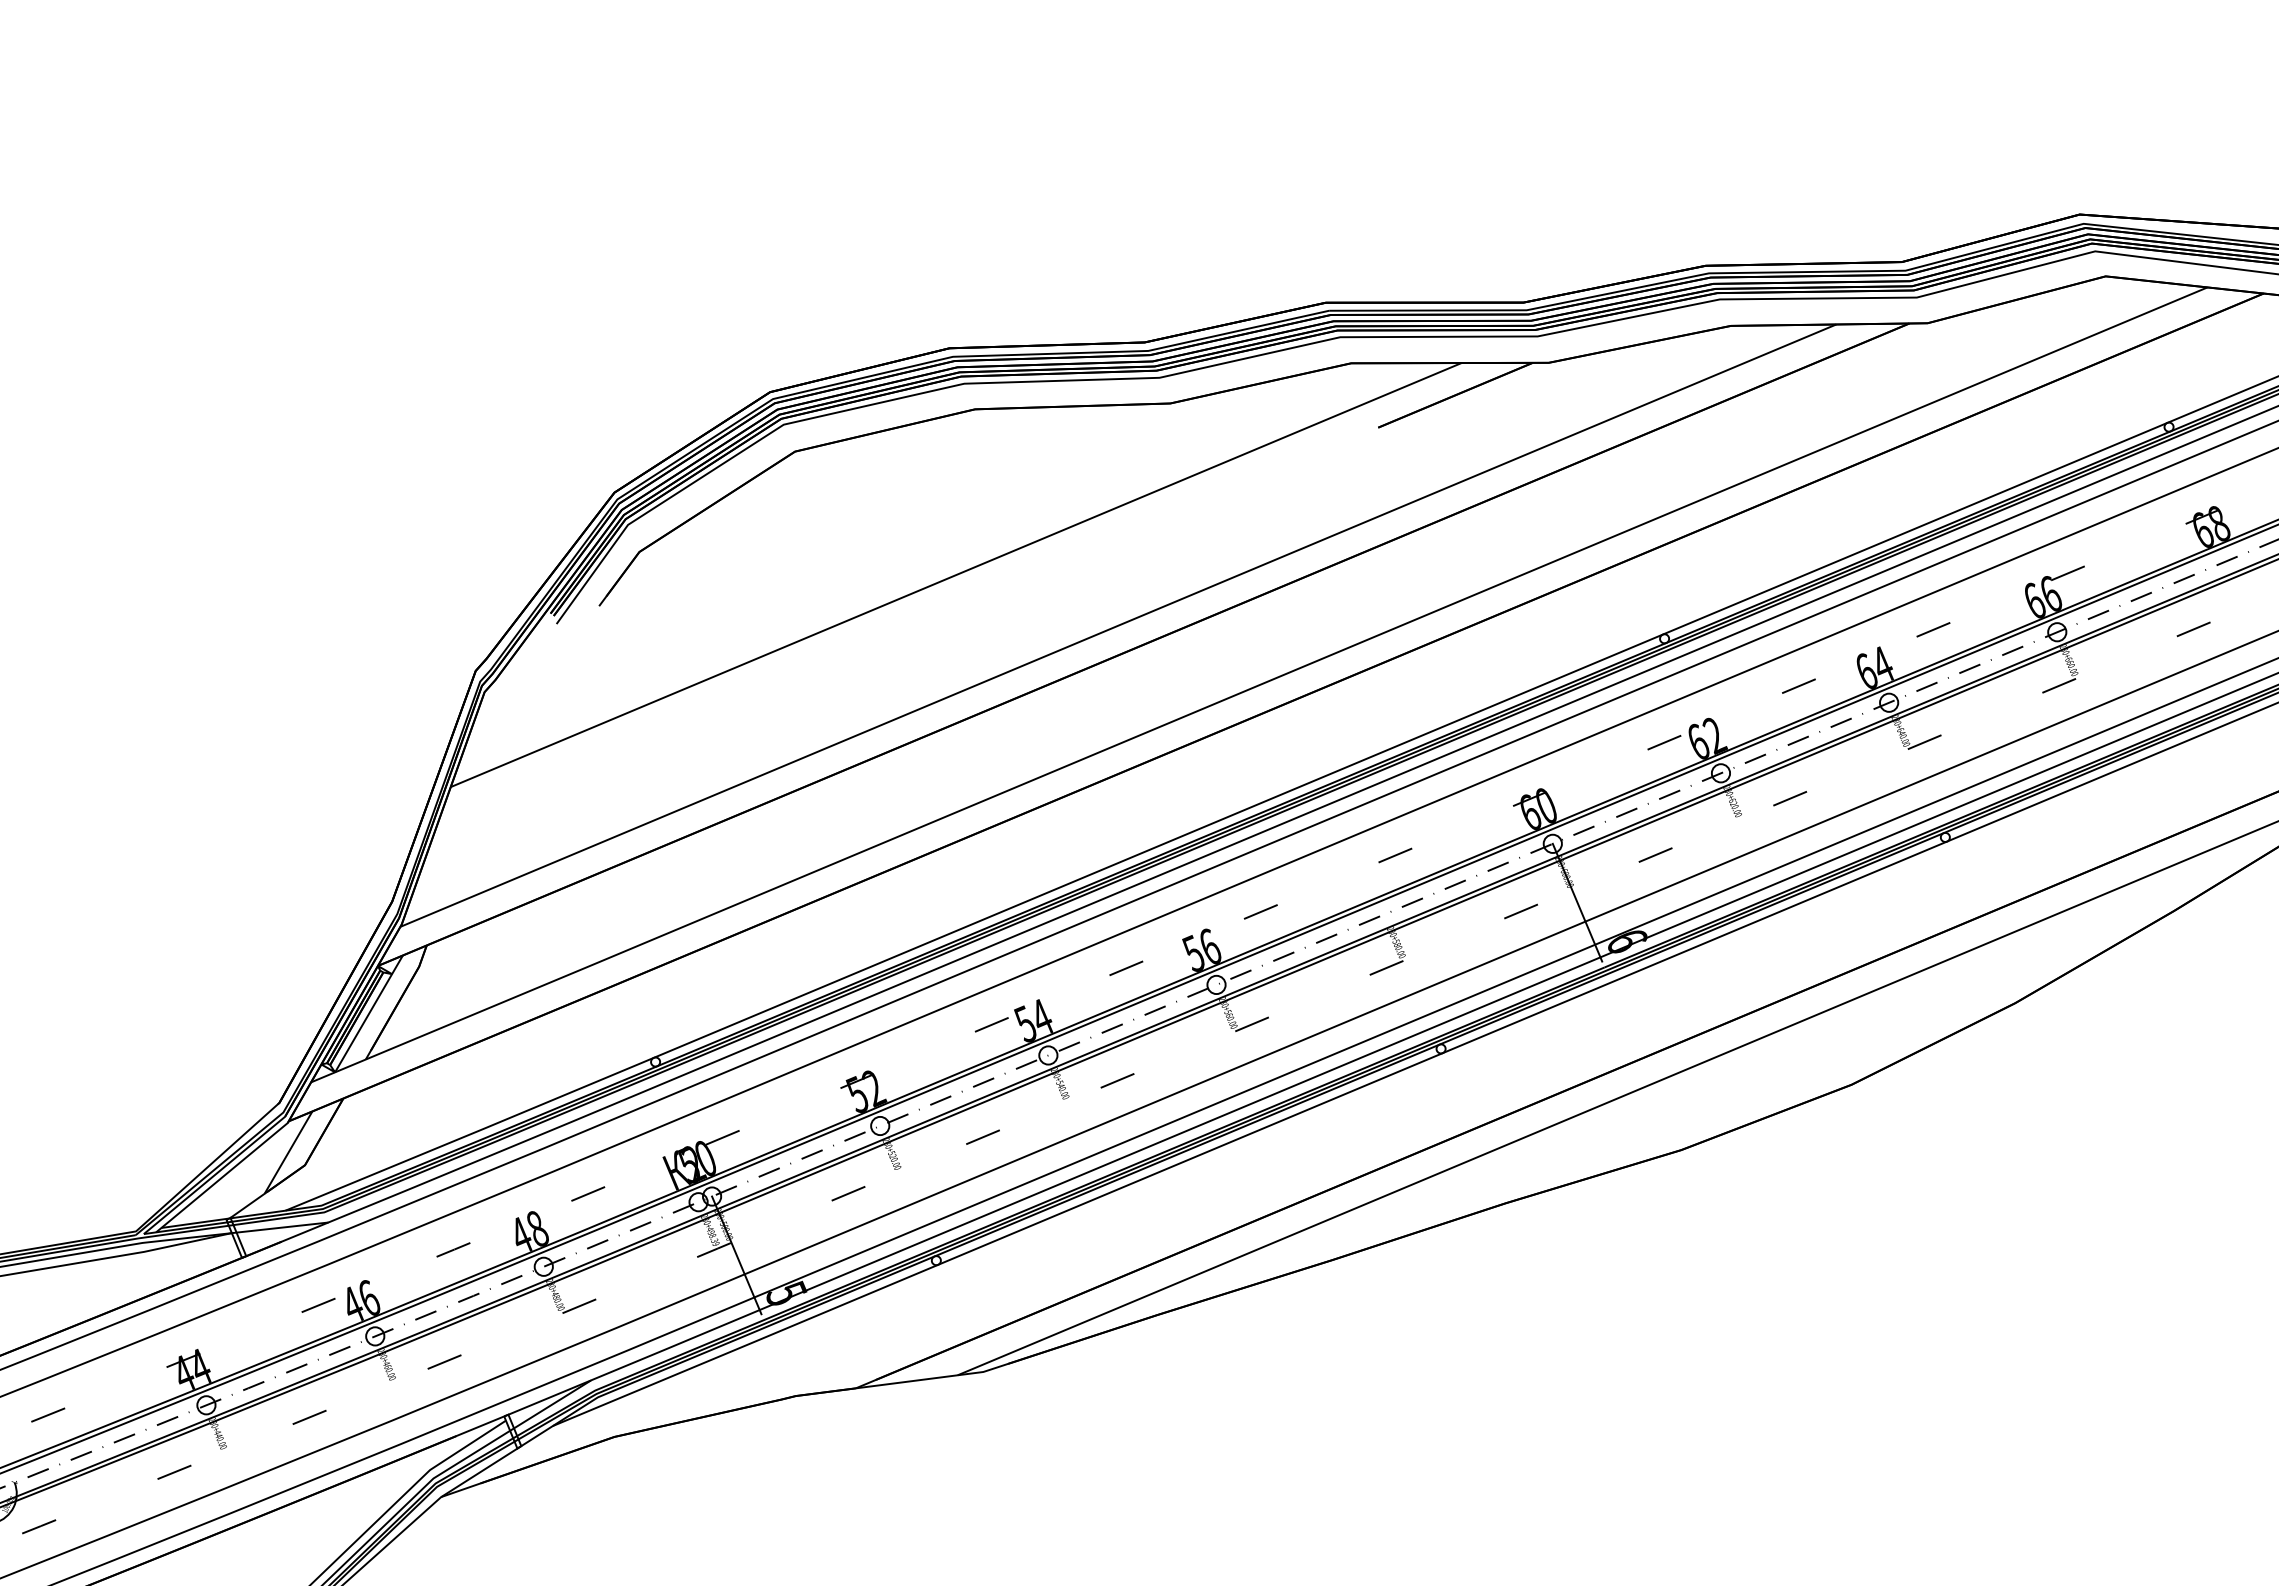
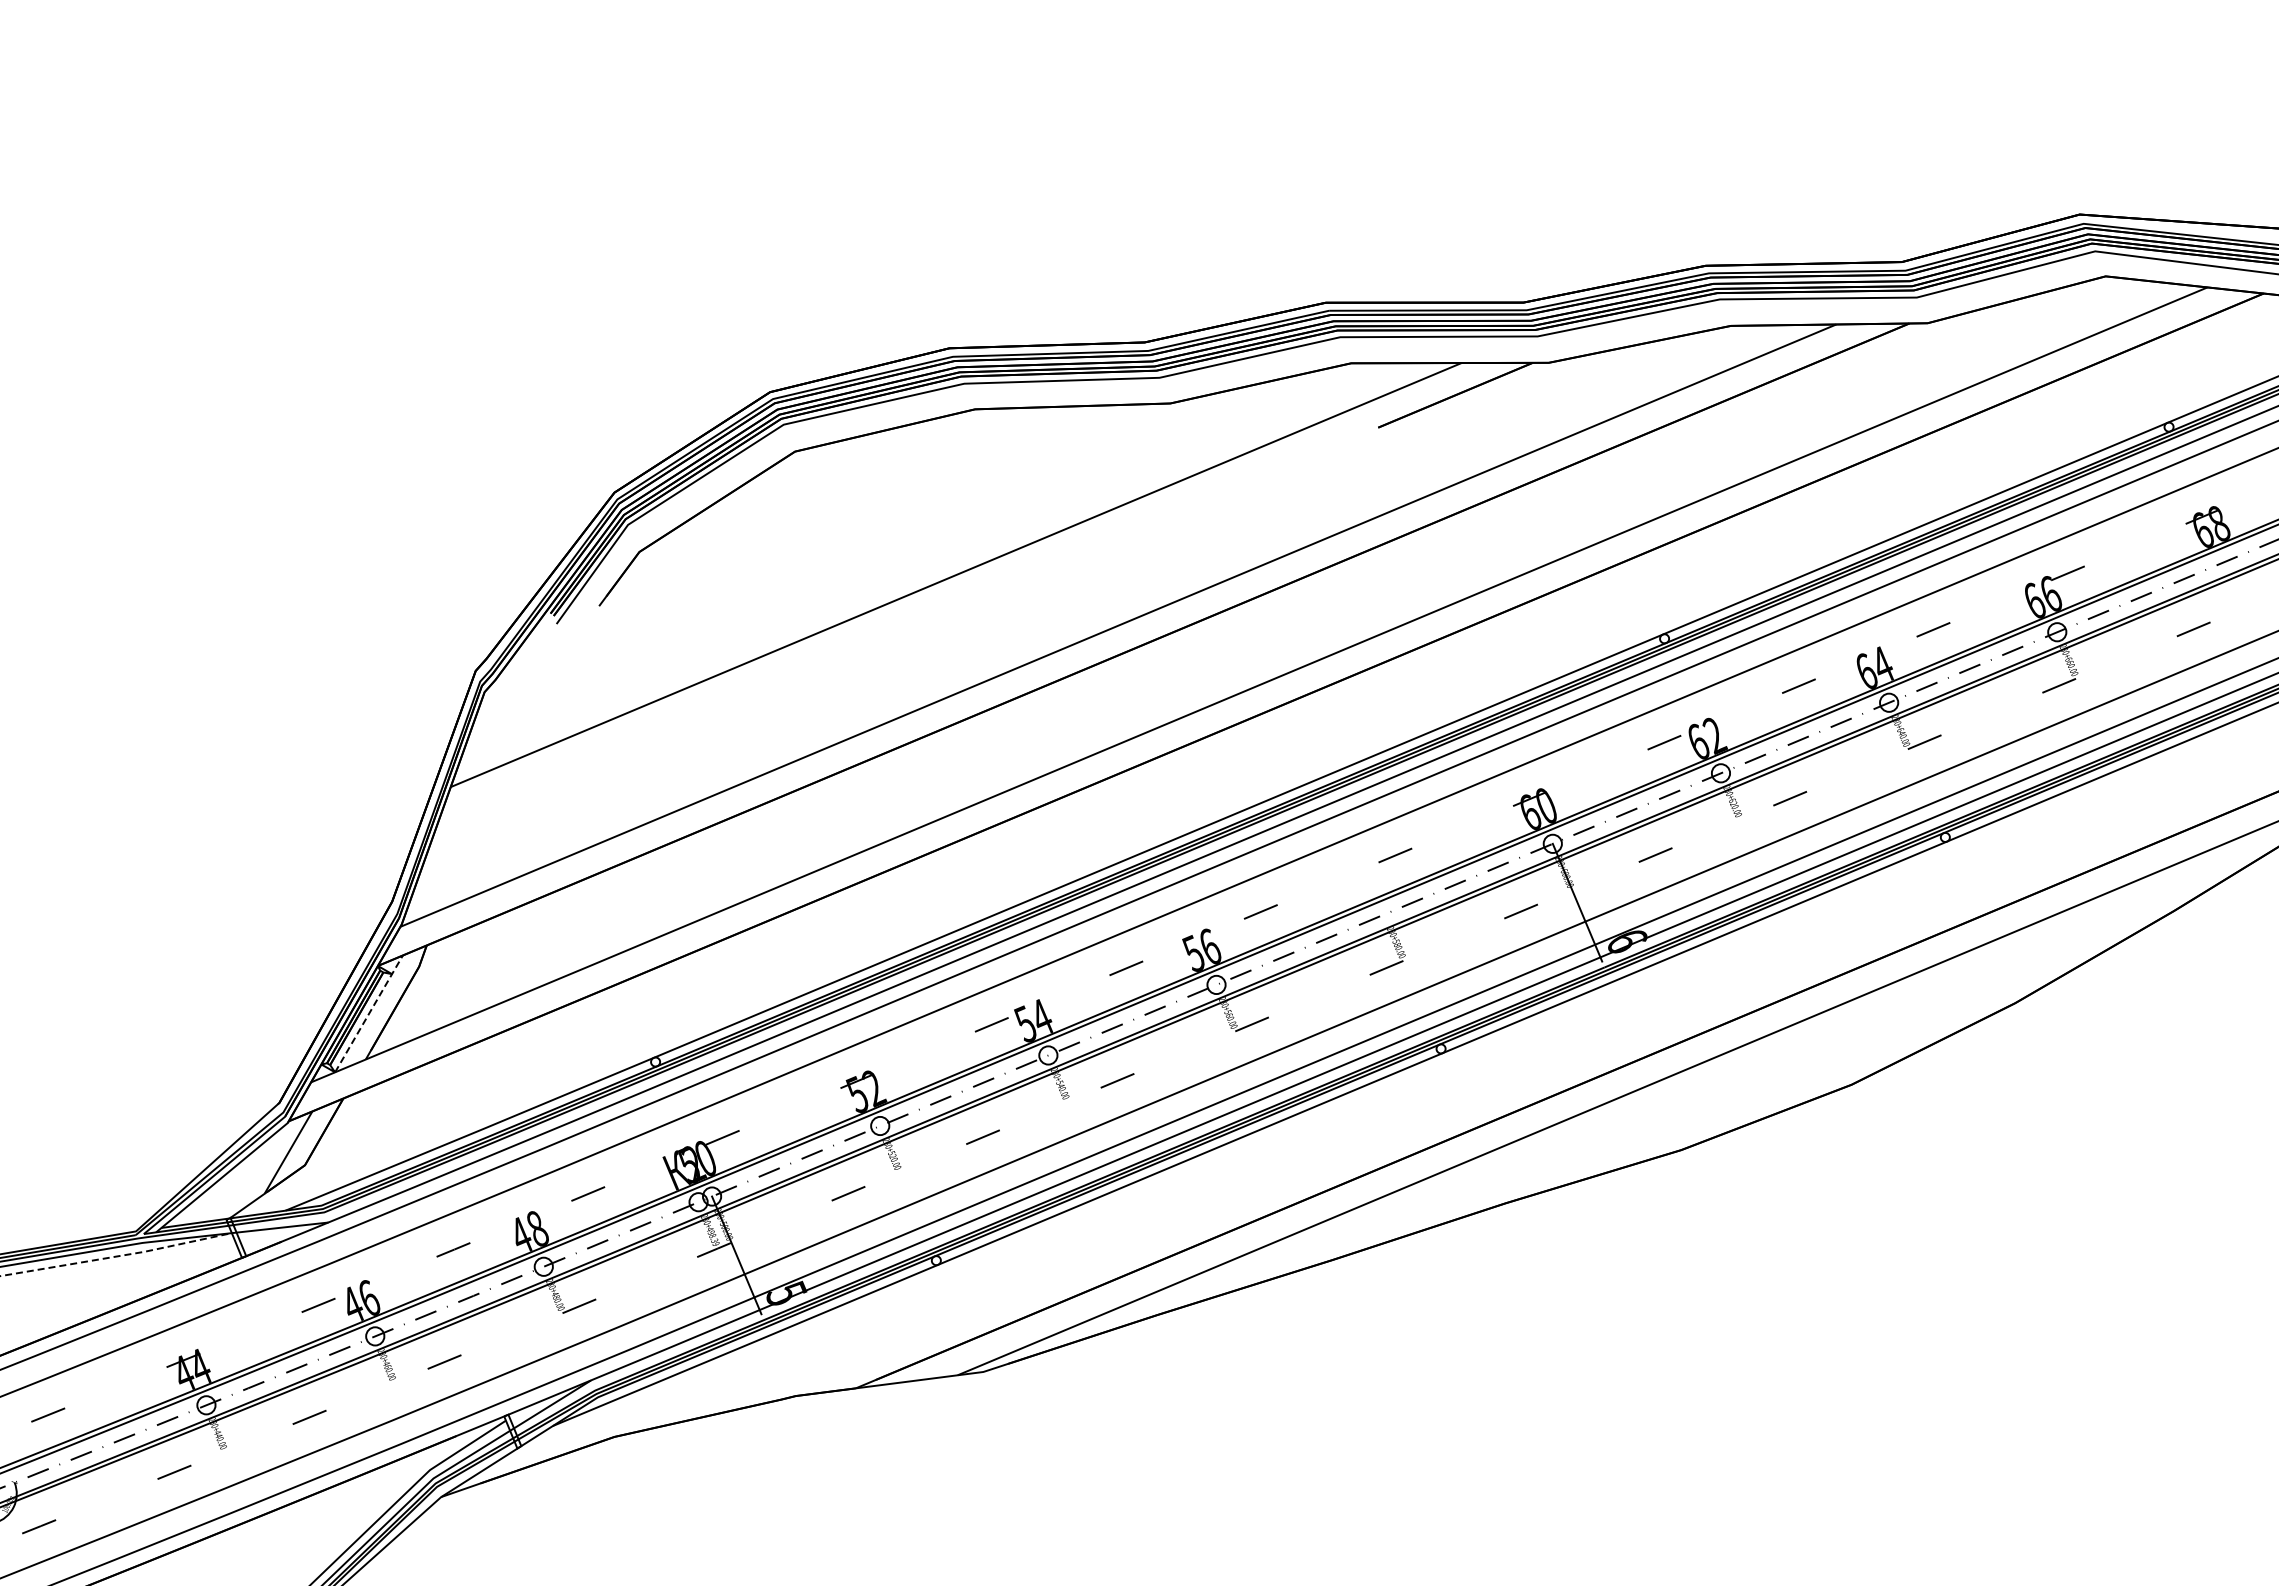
line: solid -> dashed (369, 1013)
line: solid -> dashed (117, 1256)
